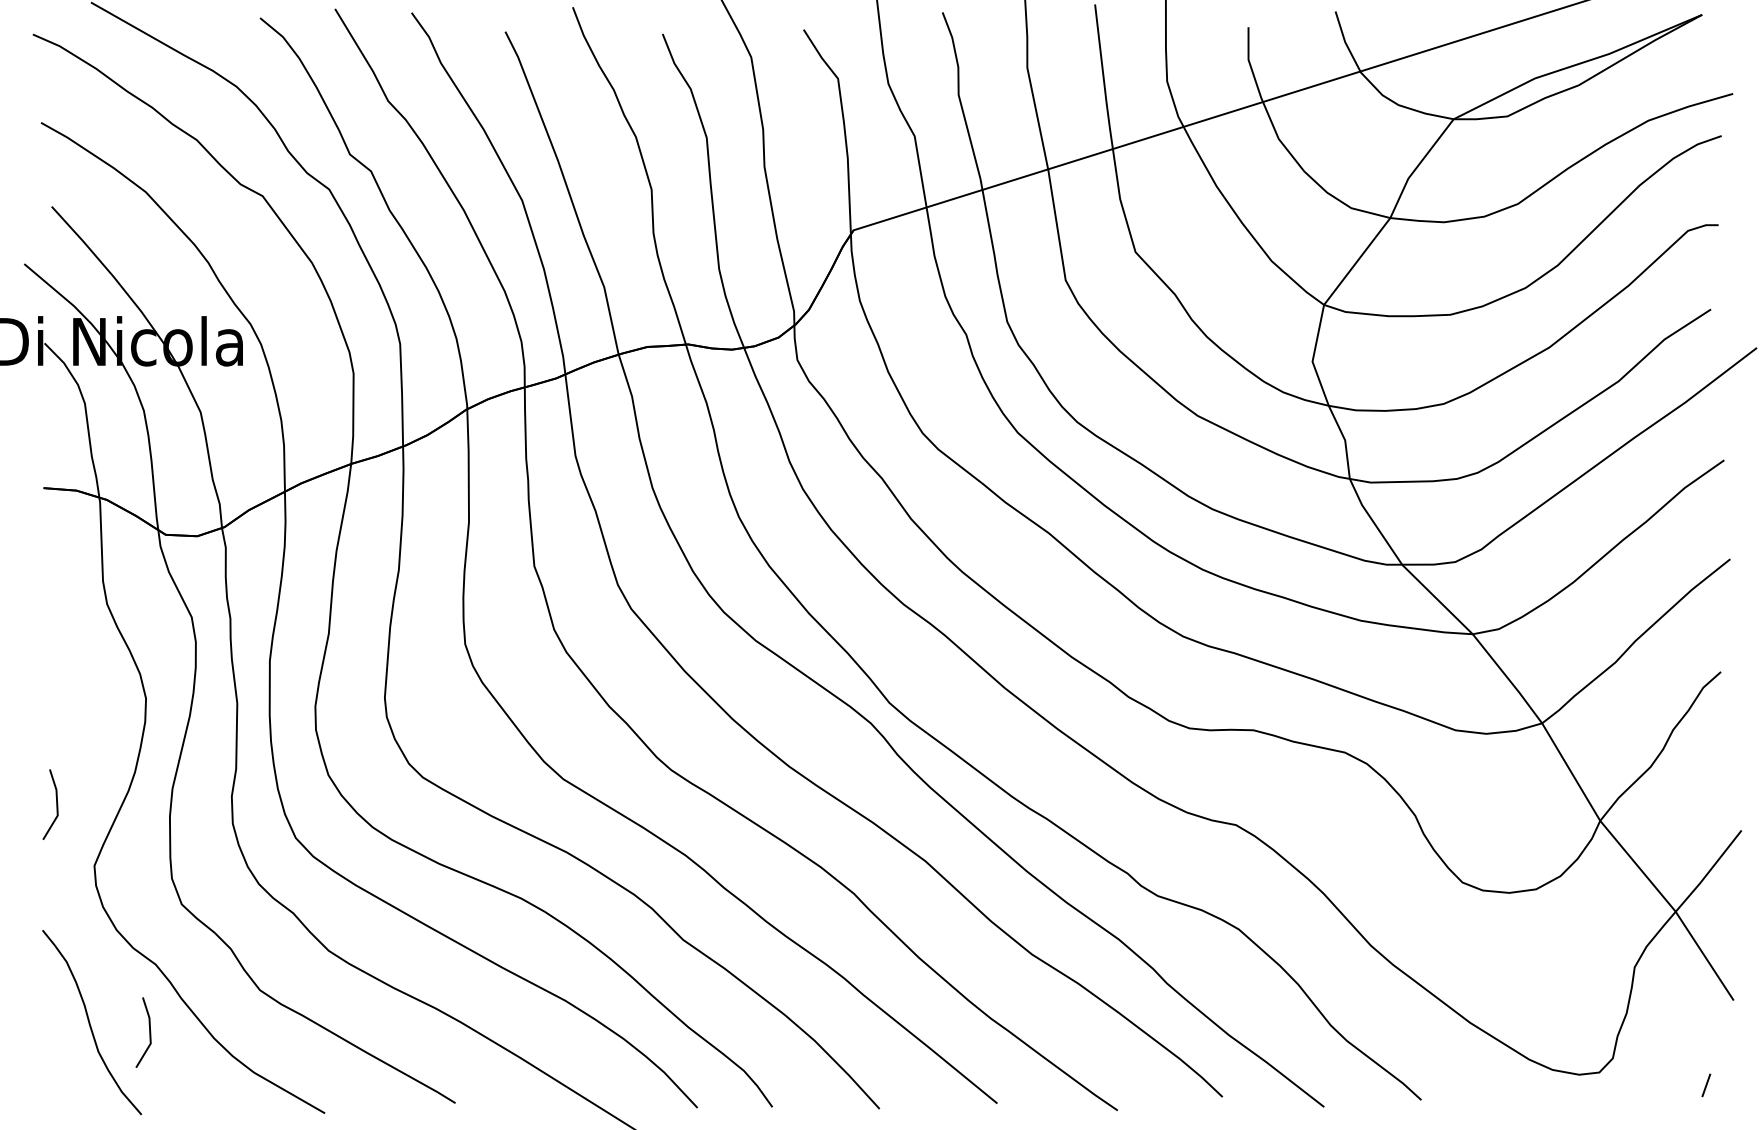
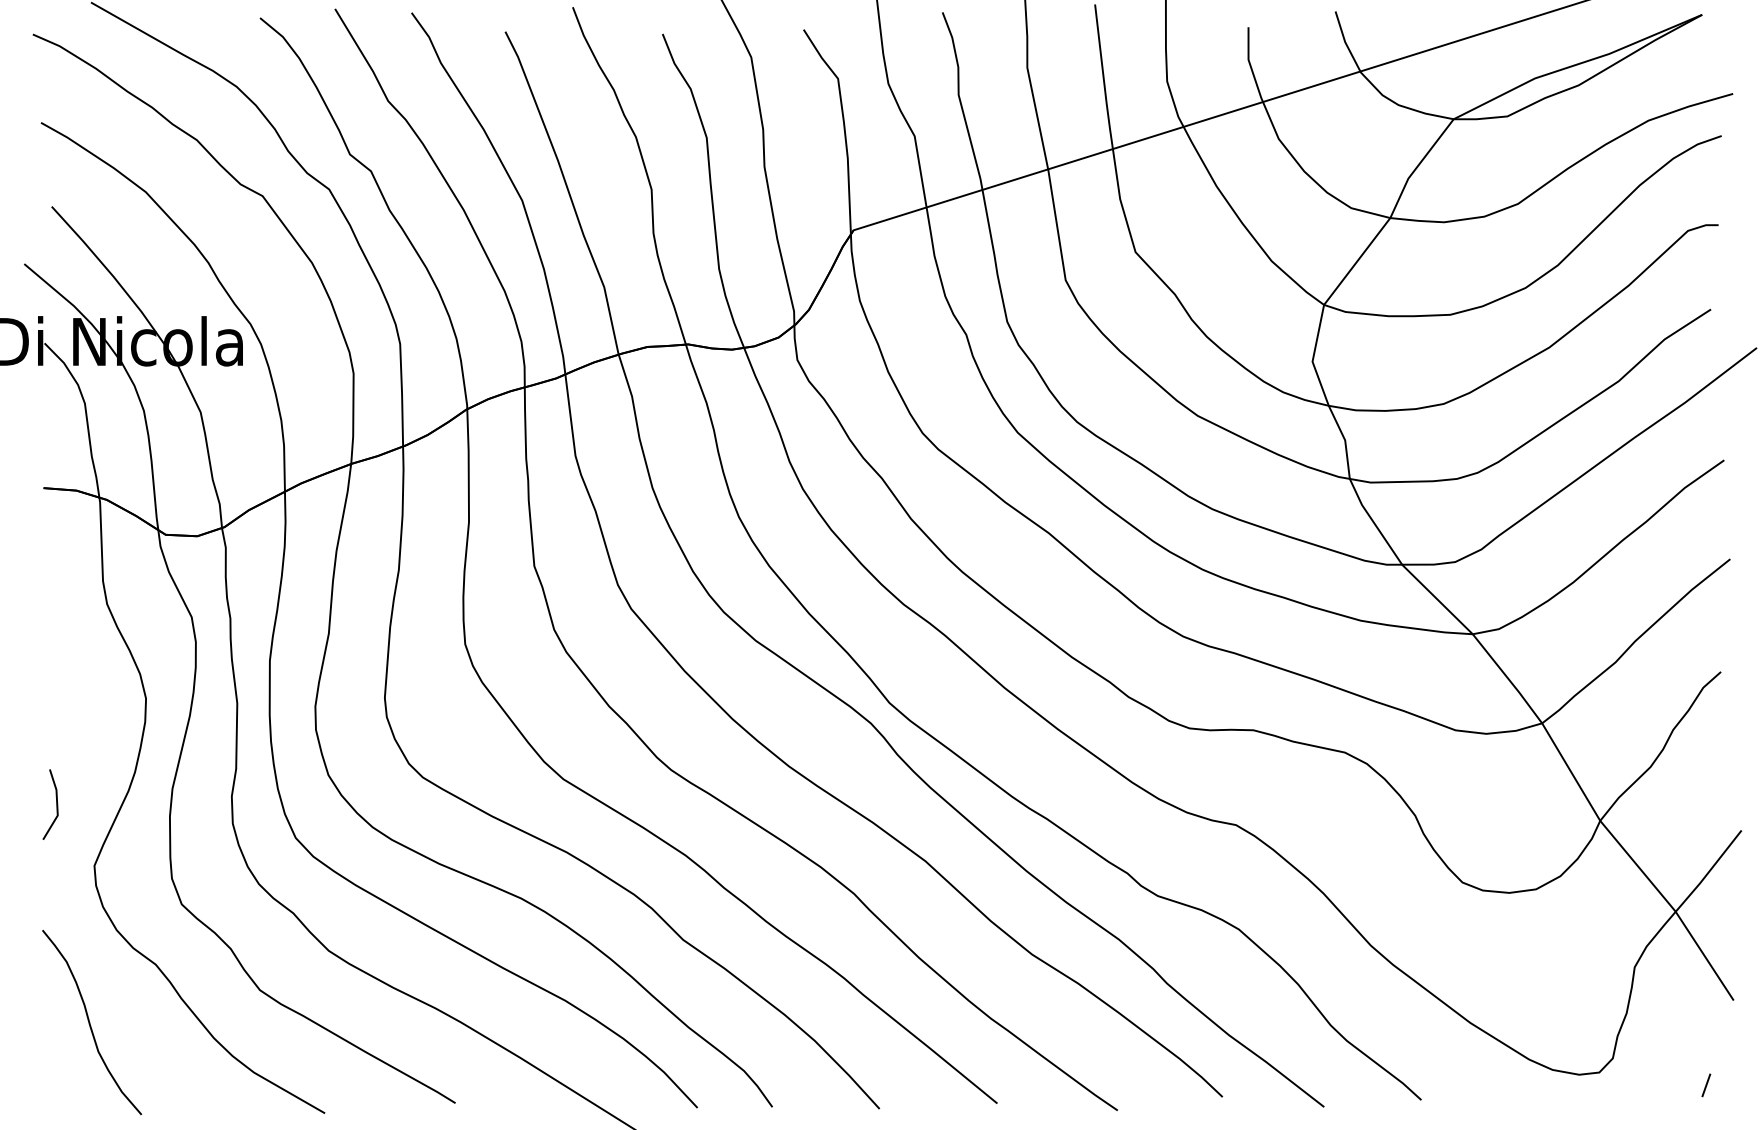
line: present -> none (149, 1032)
